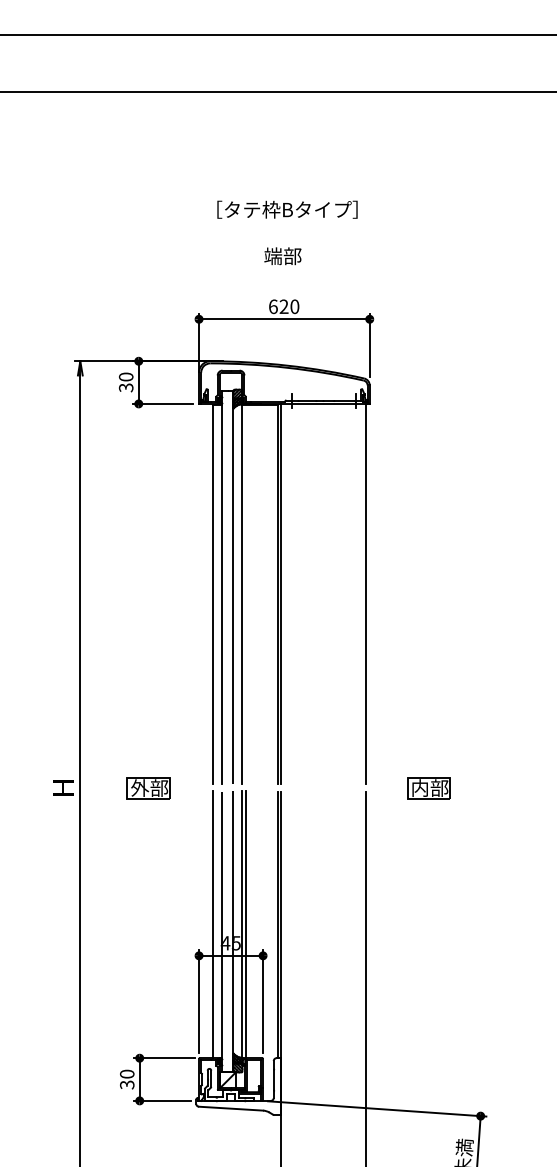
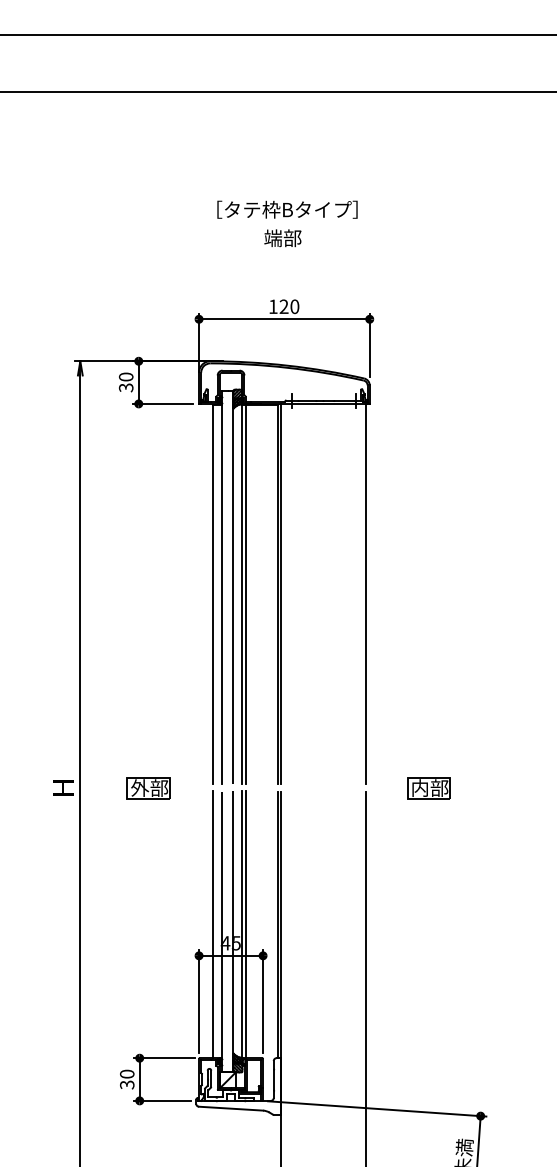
text position: (282, 256) -> (282, 238) (282, 238)
text: 620 -> 120 (273, 306)
line: none -> present (245, 594)
